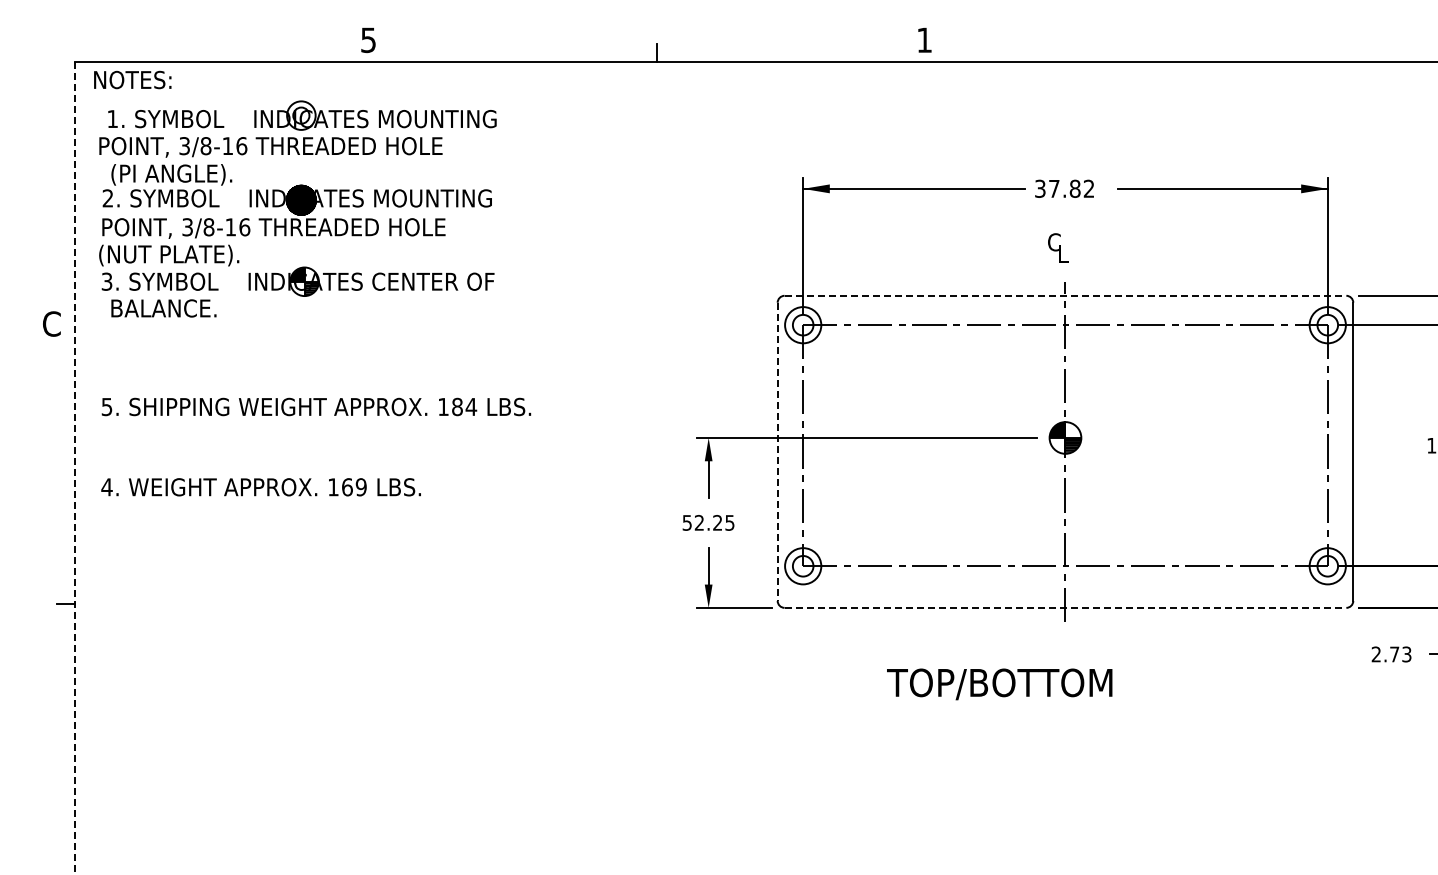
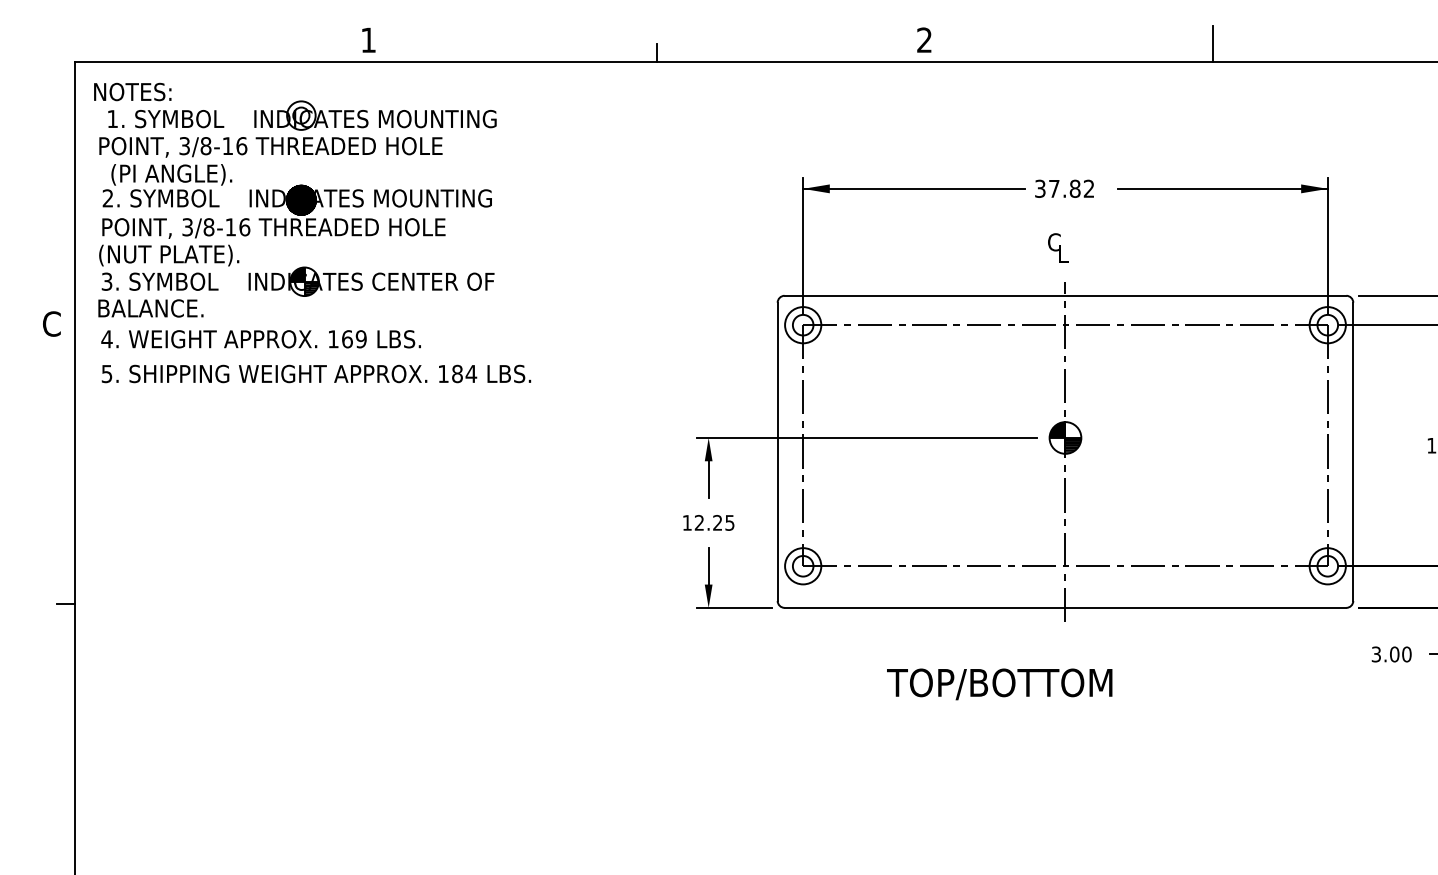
text: 1 -> 2 (924, 39)
text: 5 -> 1 (368, 40)
line: none -> present (1213, 44)
text position: (132, 79) -> (132, 91) (132, 91)
line: dashed -> solid (1065, 295)
text position: (163, 308) -> (150, 308) (150, 308)
text position: (316, 406) -> (316, 373) (316, 373)
line: dashed -> solid (777, 452)
line: dashed -> solid (74, 468)
text position: (260, 487) -> (260, 339) (260, 339)
text: 52.25 -> 12.25 (686, 522)
line: dashed -> solid (1065, 607)
text: 2.73 -> 3.00 (1391, 654)
